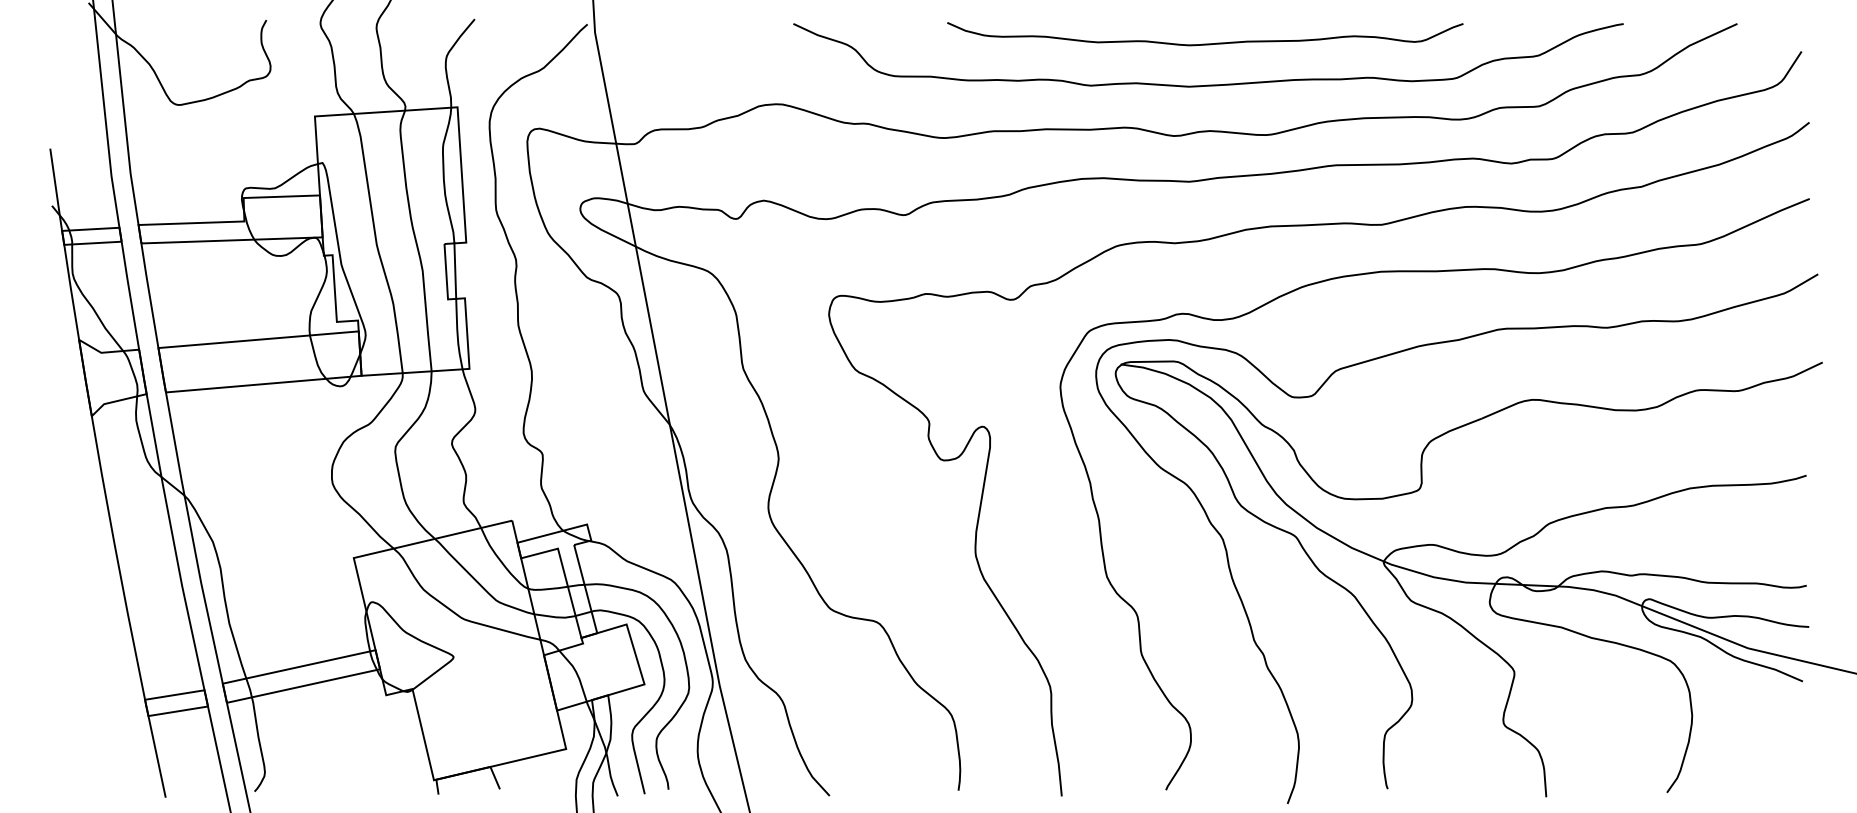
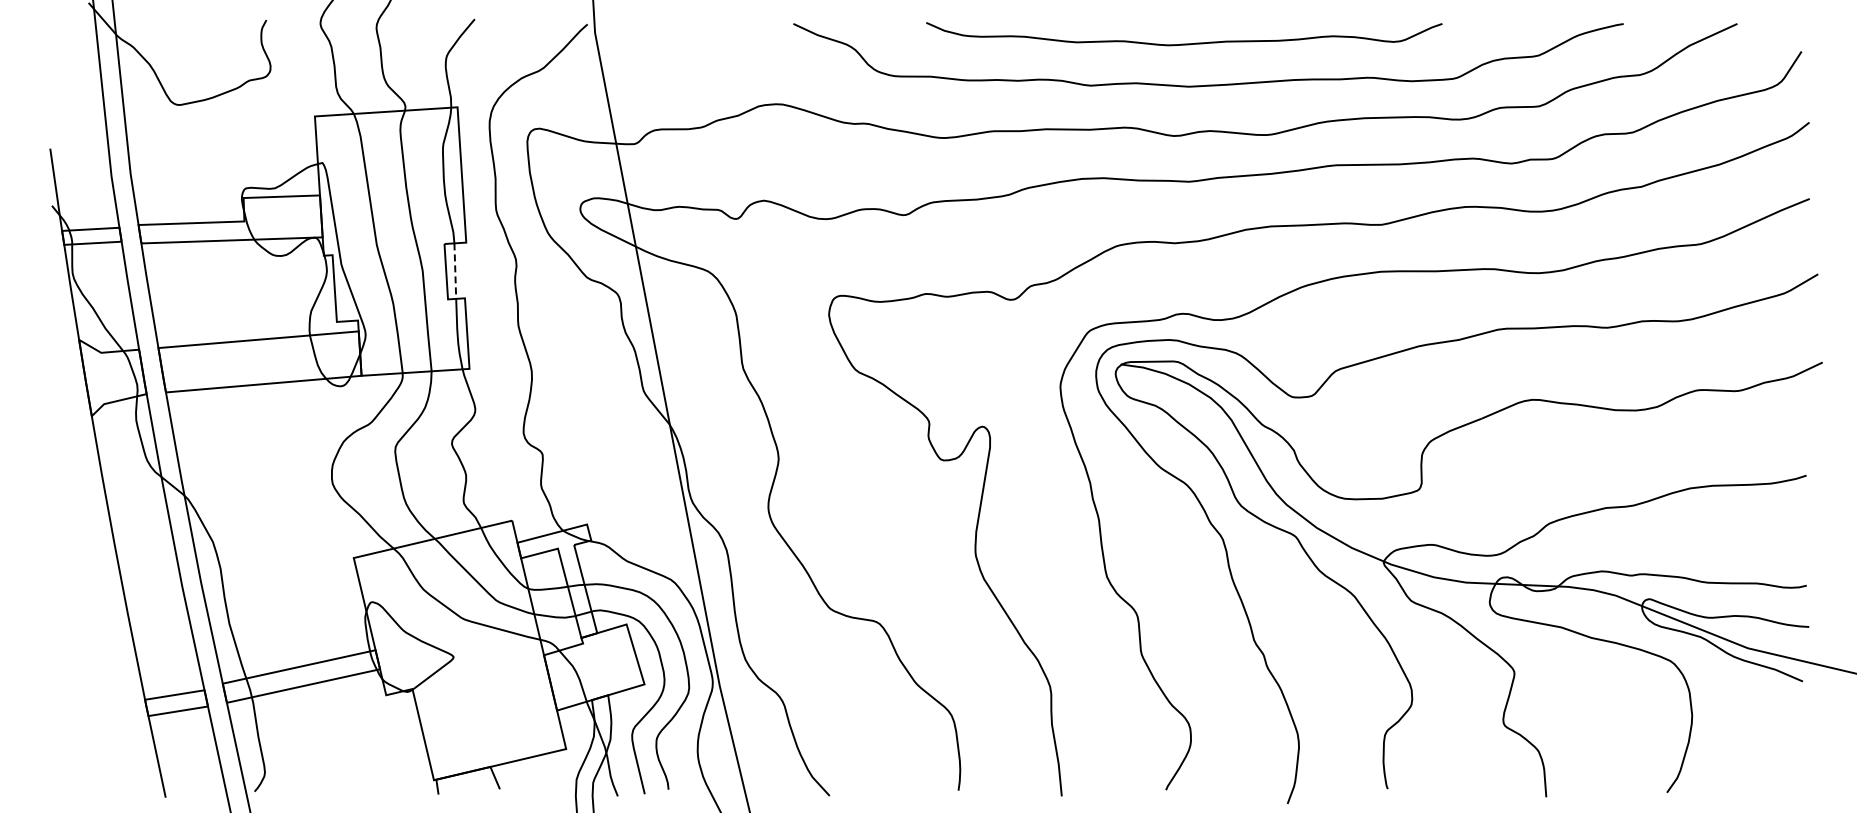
curve position: (1205, 43) -> (1184, 43) (1184, 43)
line: solid -> dashed (455, 271)
